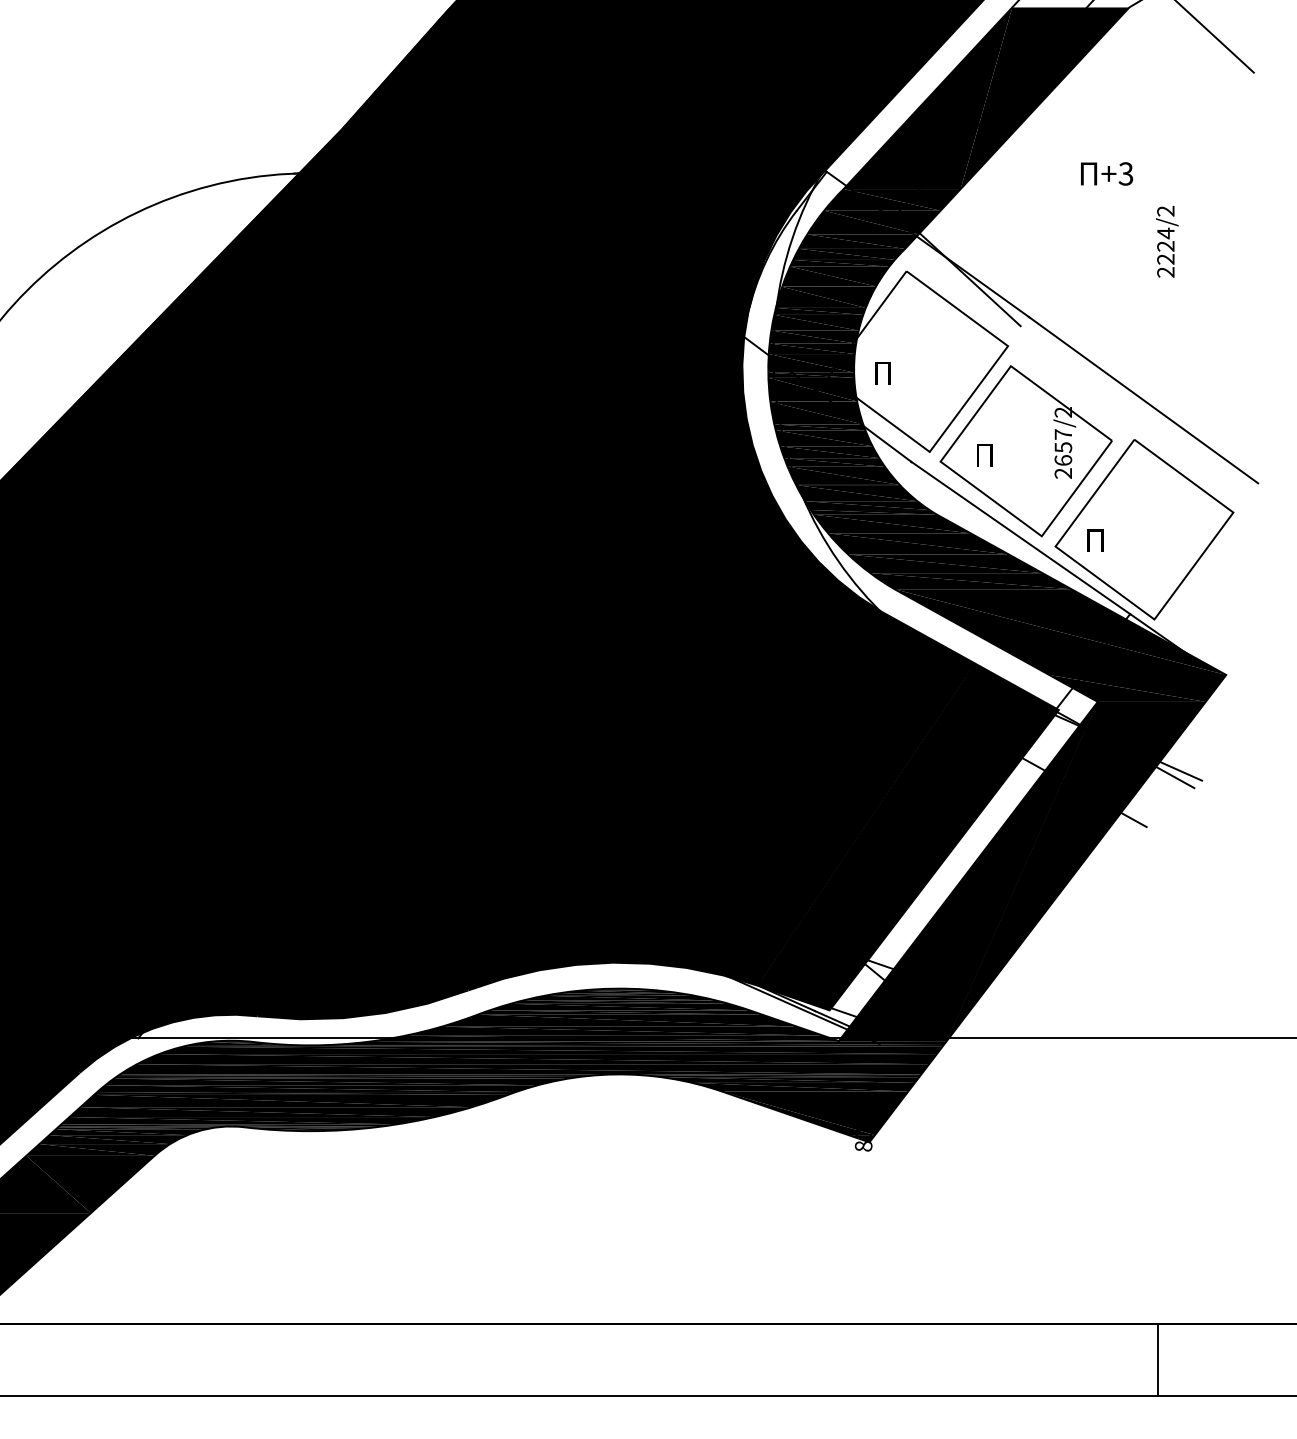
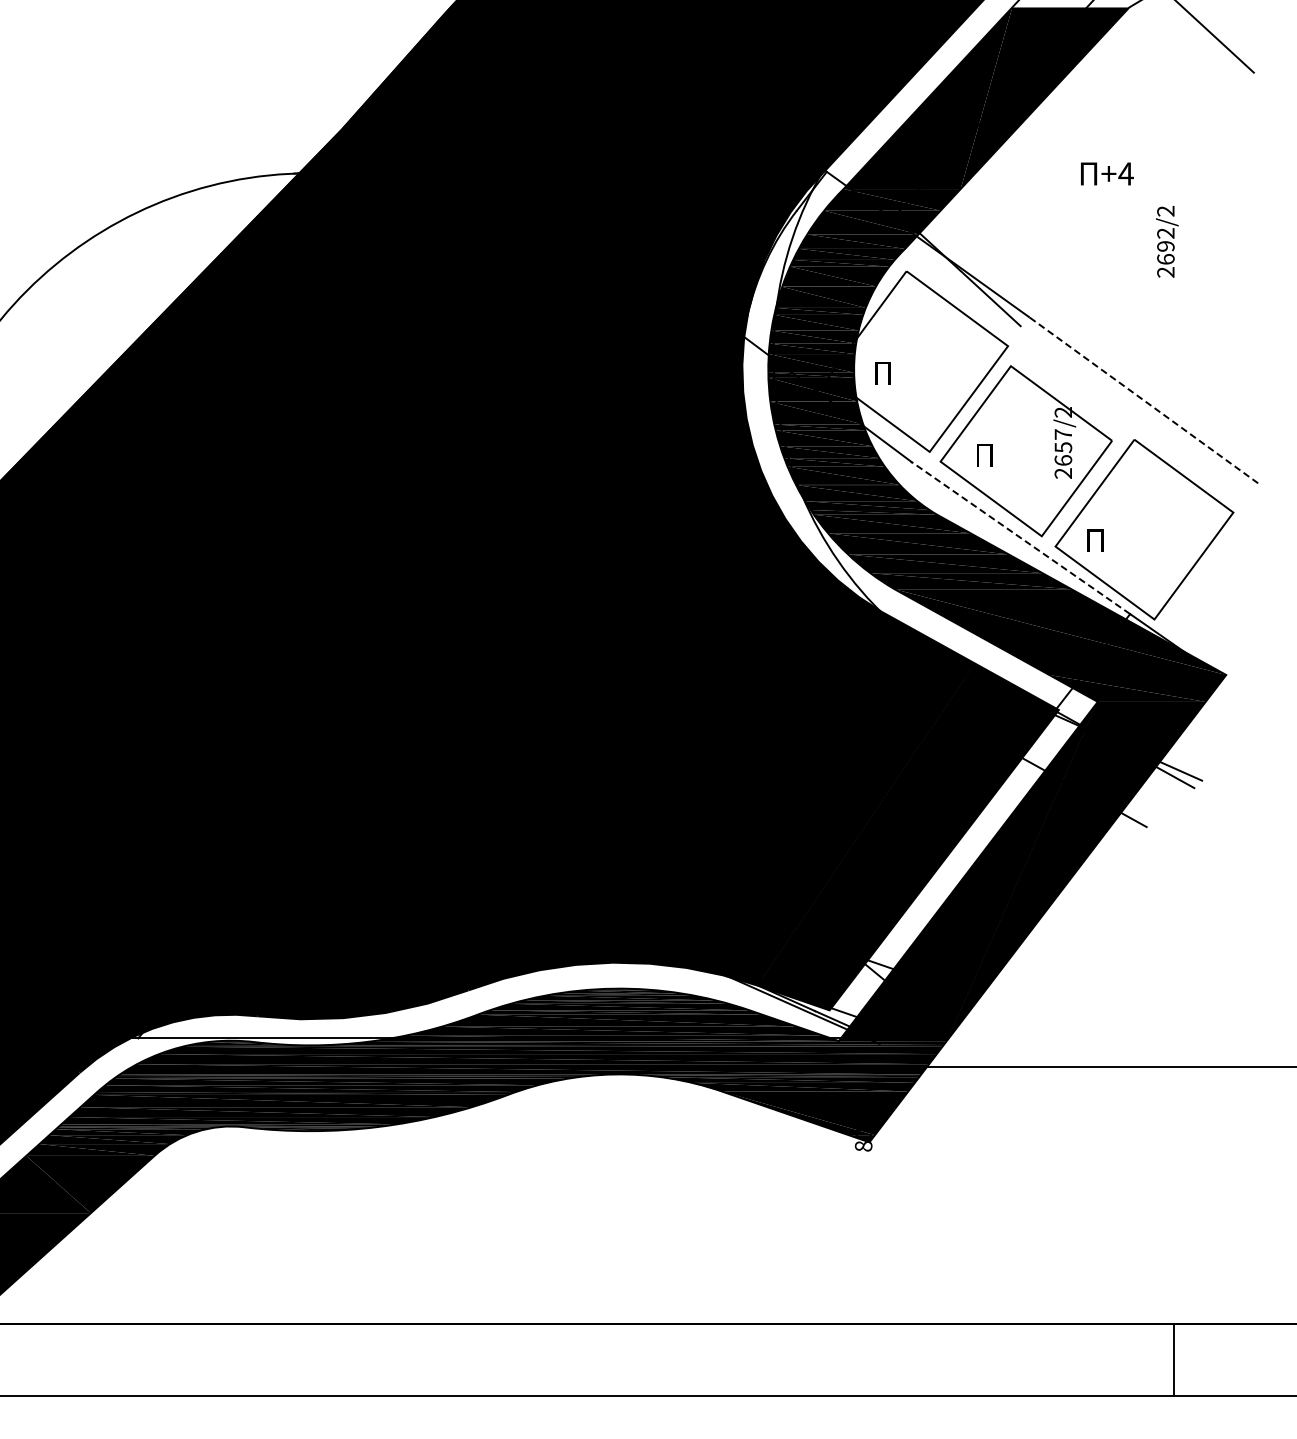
text: +3 -> +4 (1125, 173)
text: 2224/2 -> 2692/2 (1165, 245)
line: solid -> dashed (1143, 400)
line: solid -> dashed (1020, 537)
line position: (1086, 1038) -> (1086, 1067) (1086, 1067)
line position: (1158, 1359) -> (1174, 1359) (1174, 1359)
